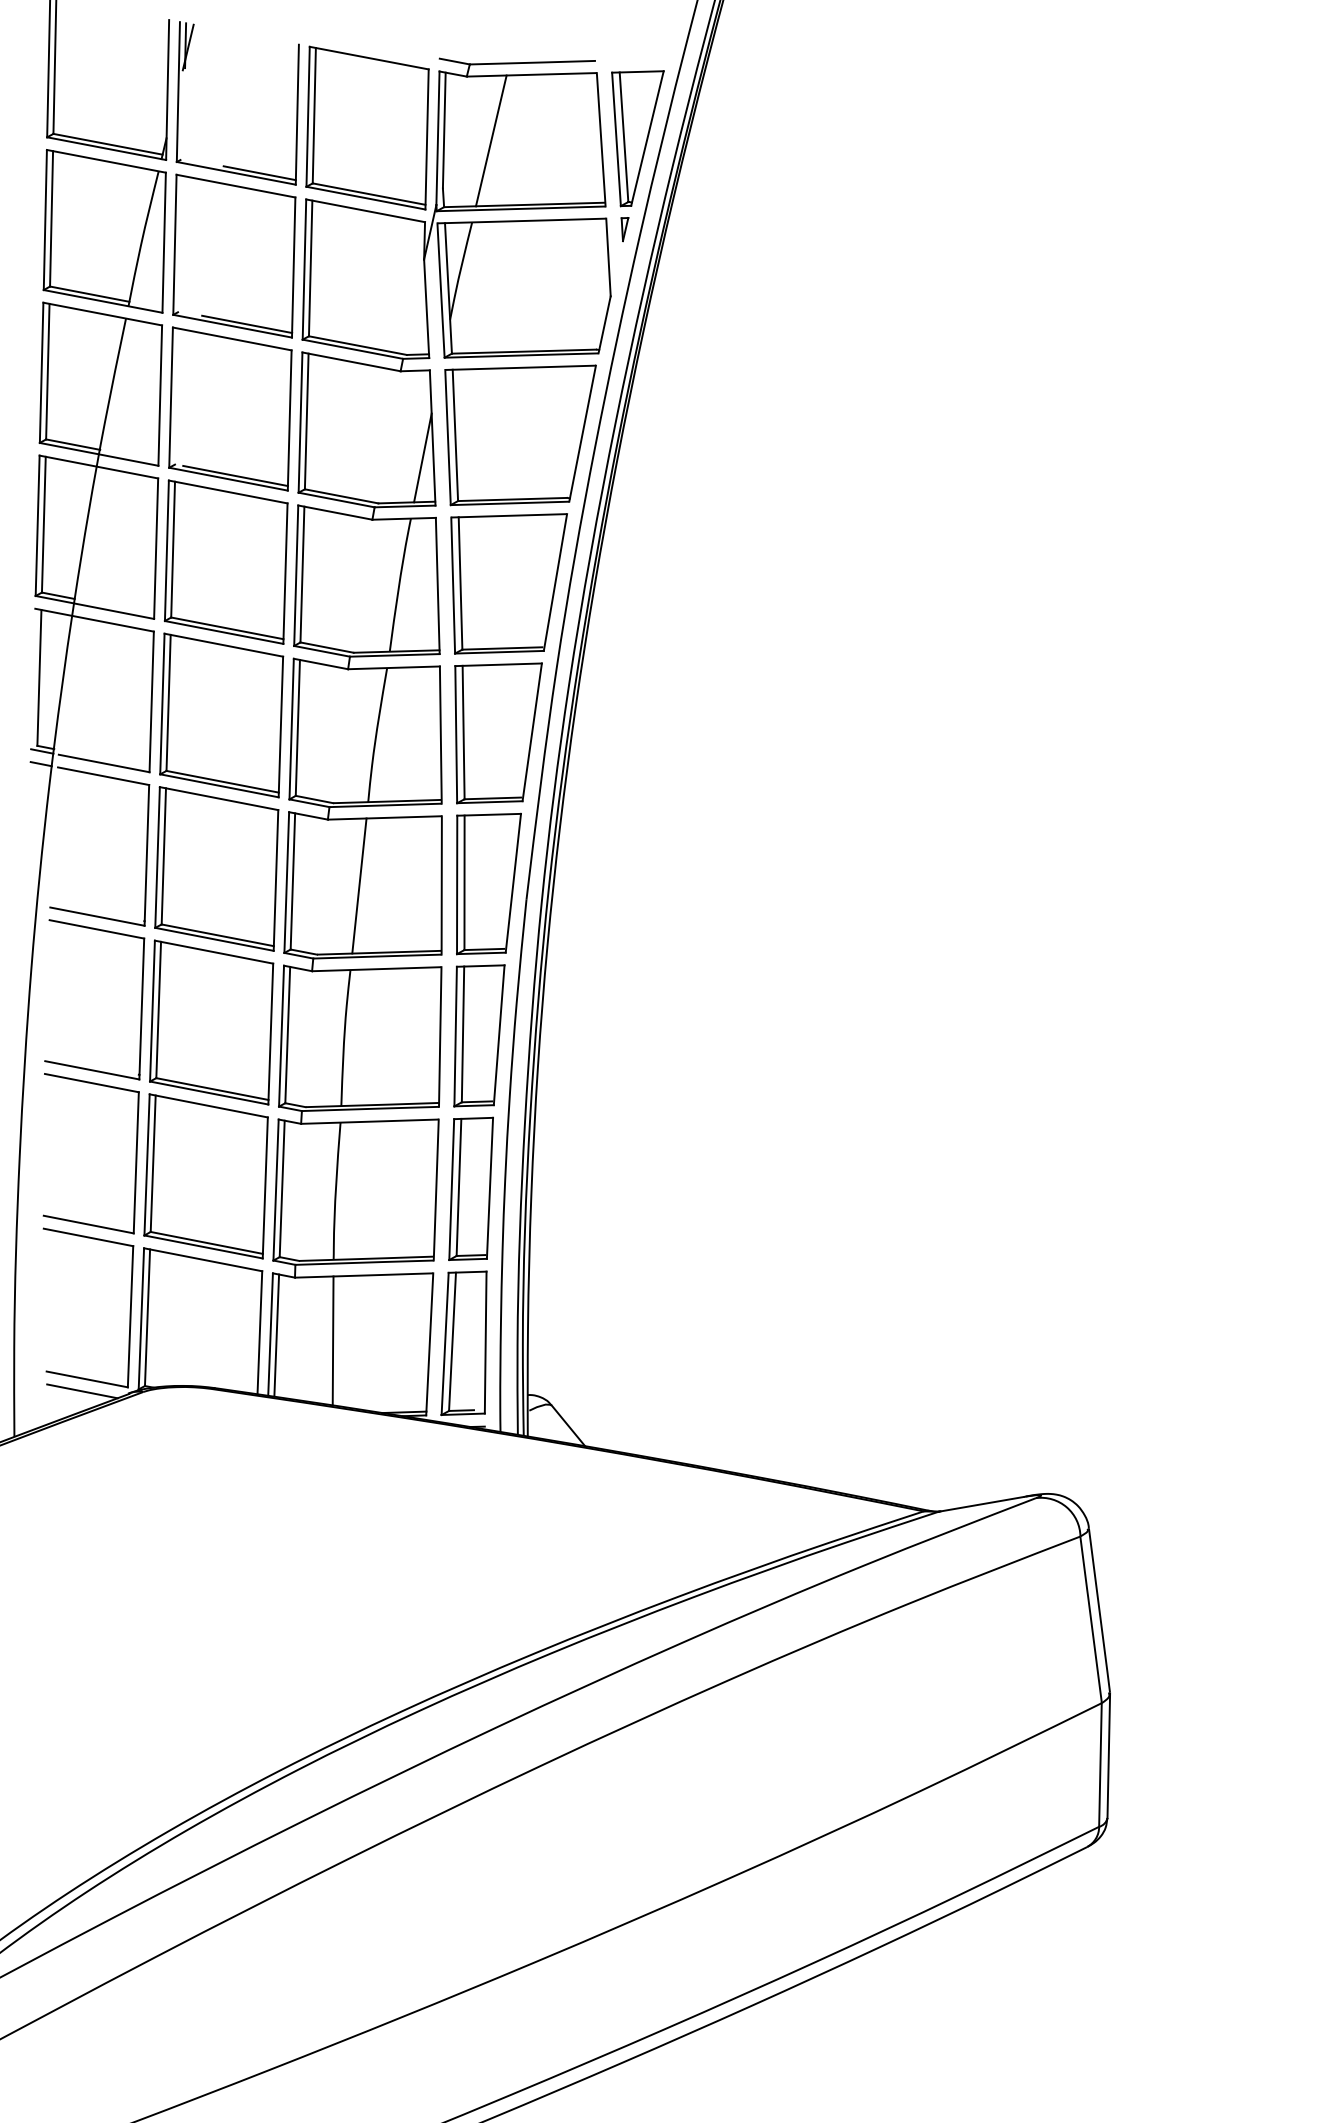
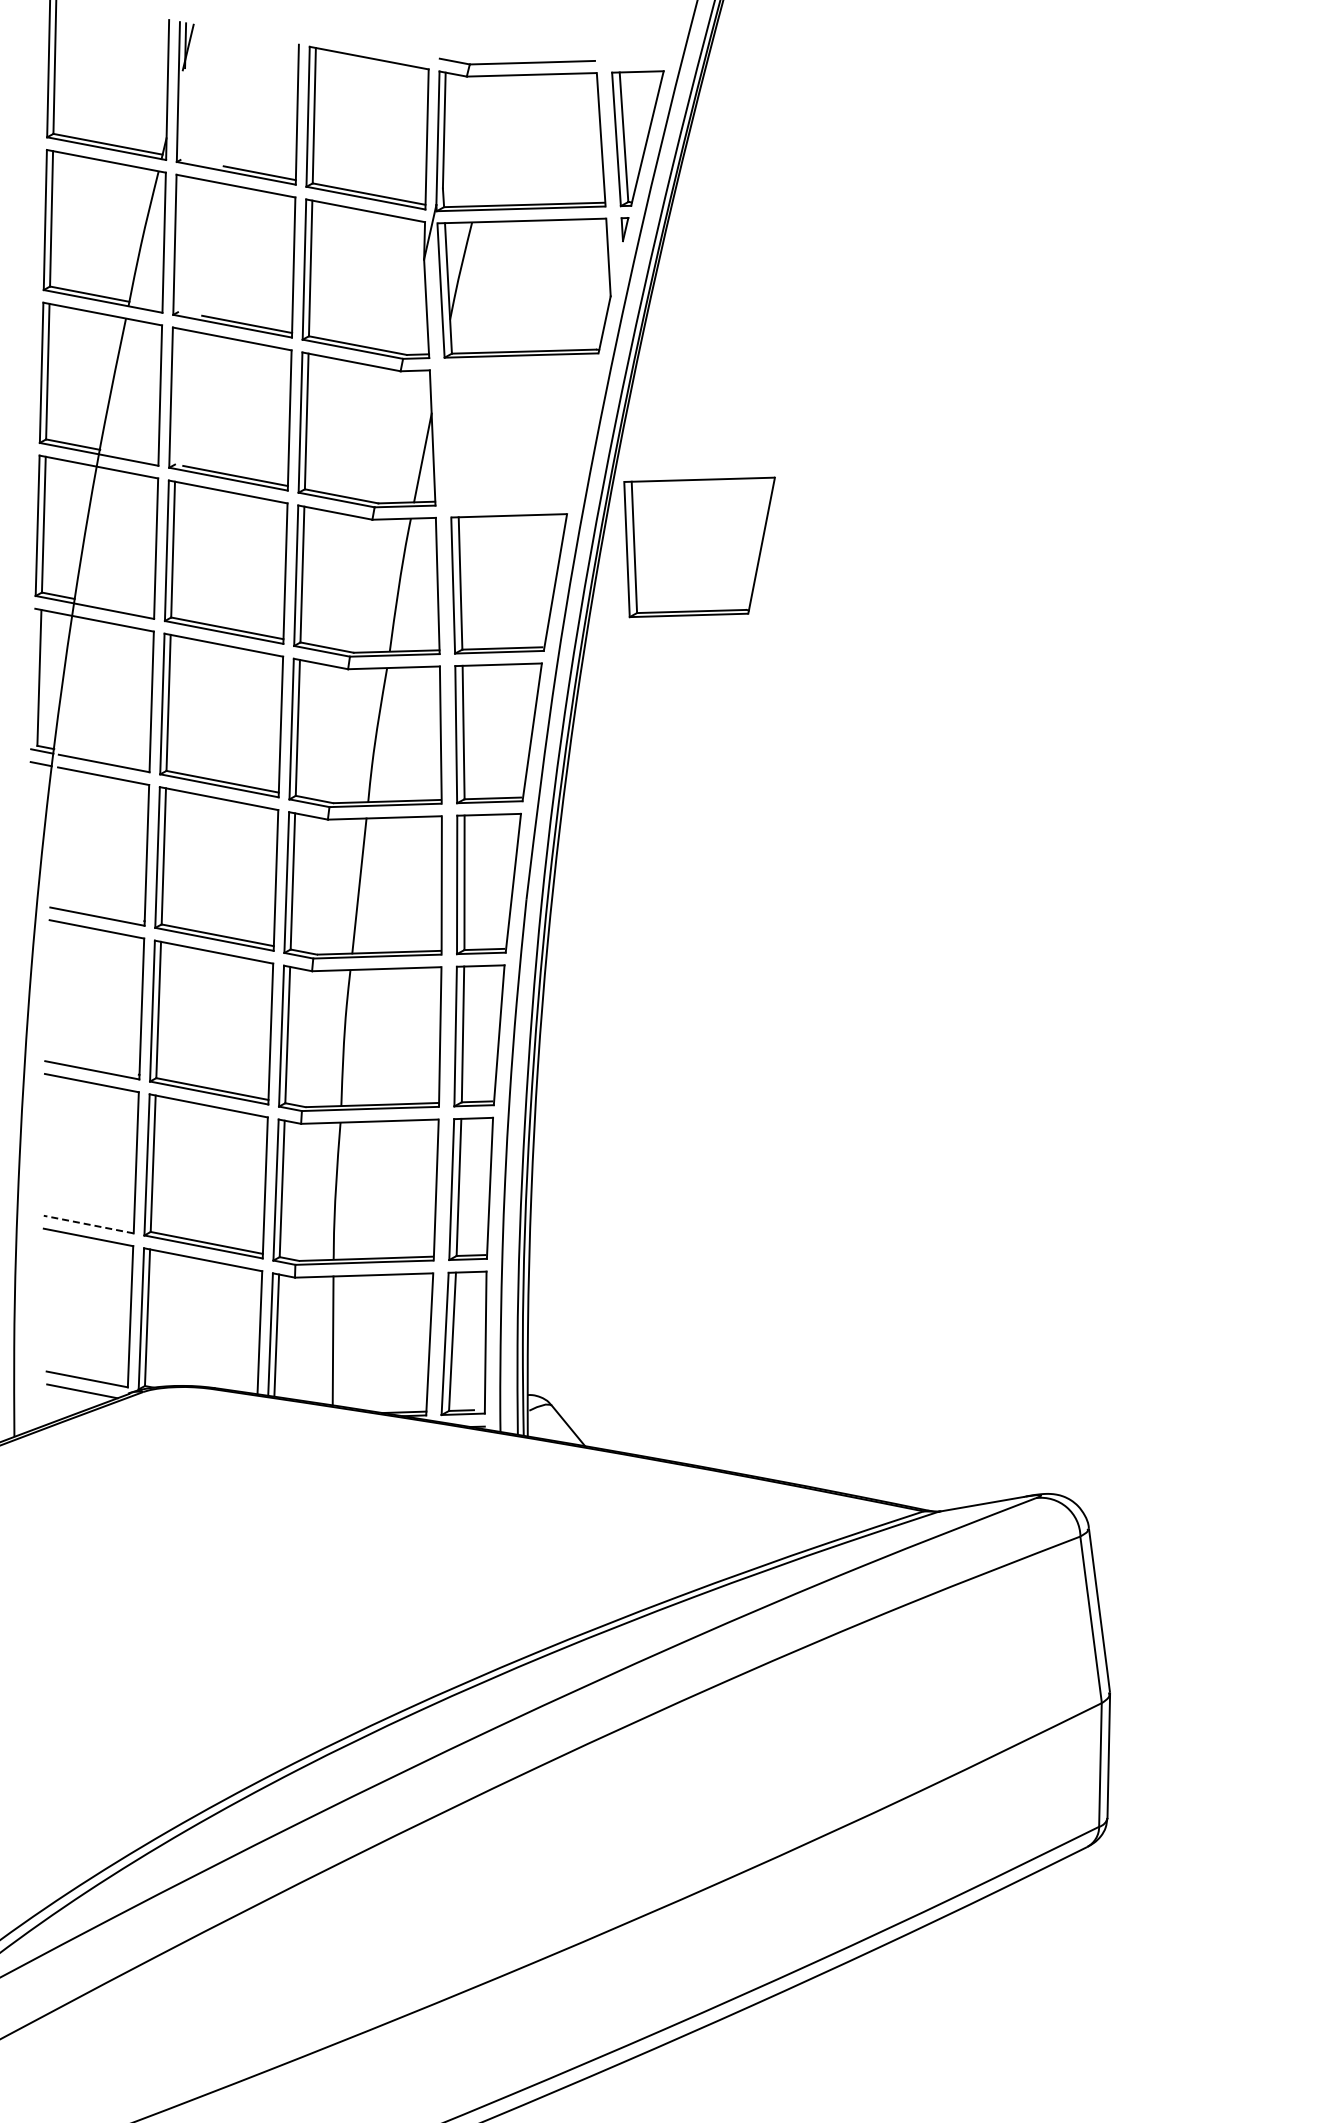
line: present -> none (490, 140)
part position: (520, 435) -> (699, 547) (699, 547)
line: solid -> dashed (88, 1224)
